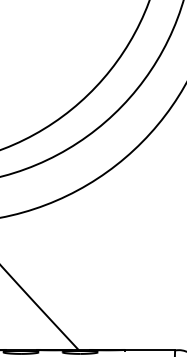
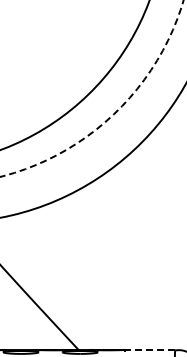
arc: solid -> dashed (115, 113)
line: solid -> dashed (149, 349)
